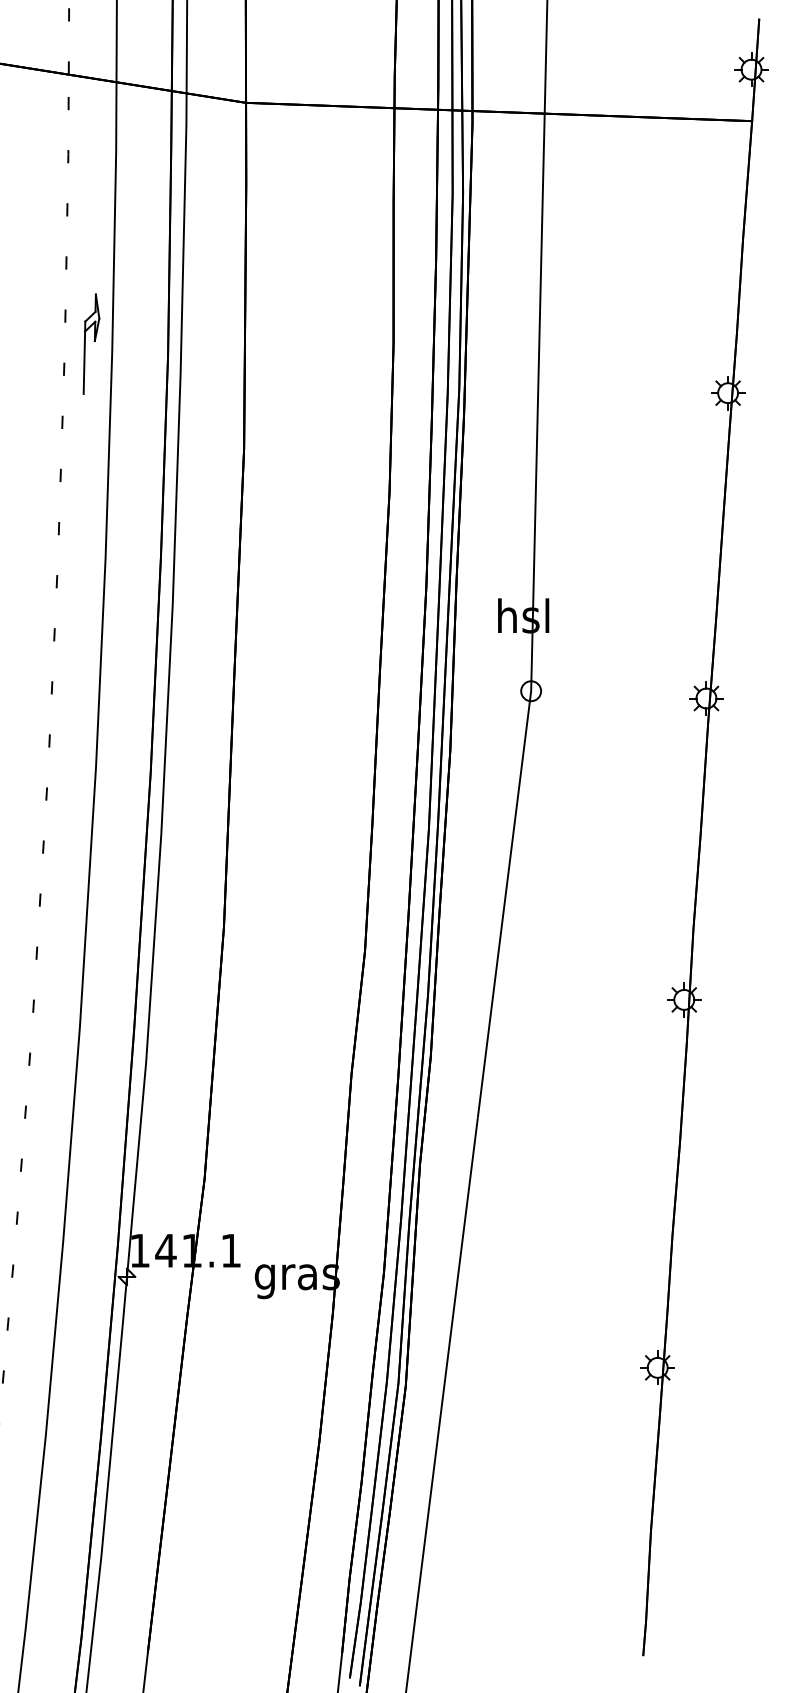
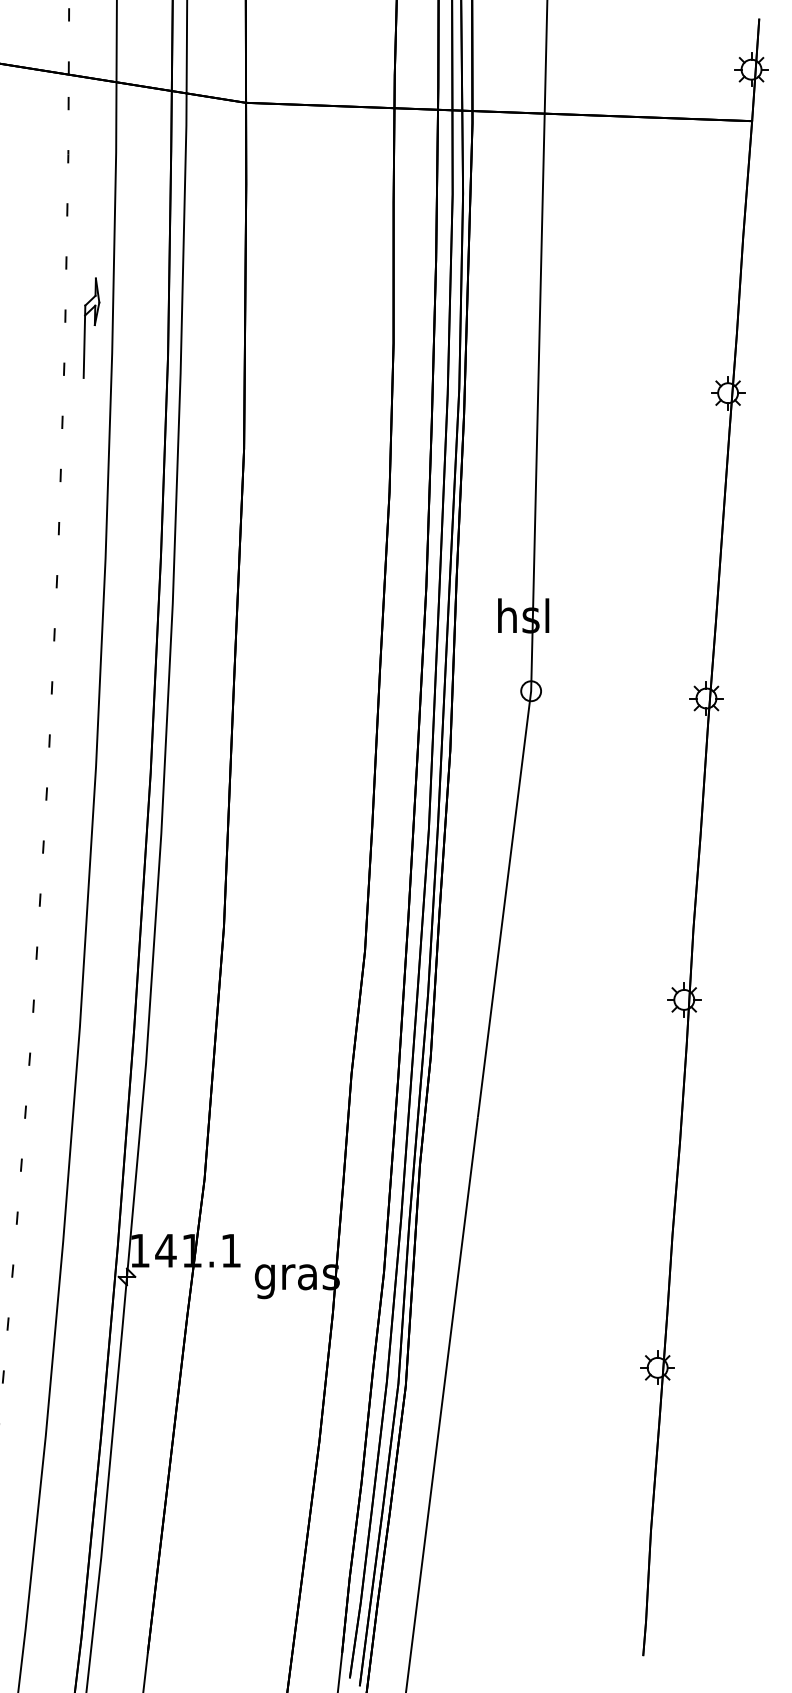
part position: (91, 343) -> (91, 327) (91, 327)
